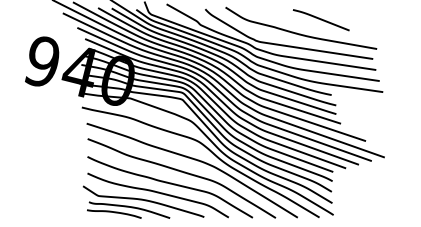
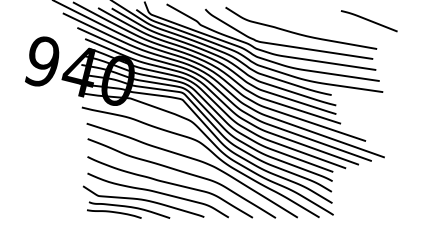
curve position: (320, 20) -> (368, 21) (368, 21)
